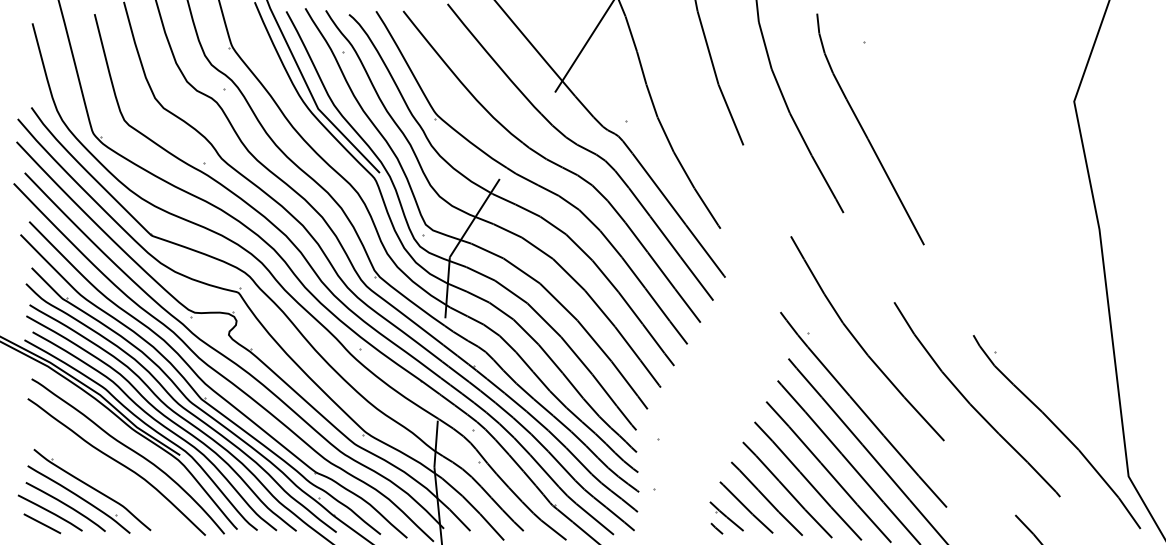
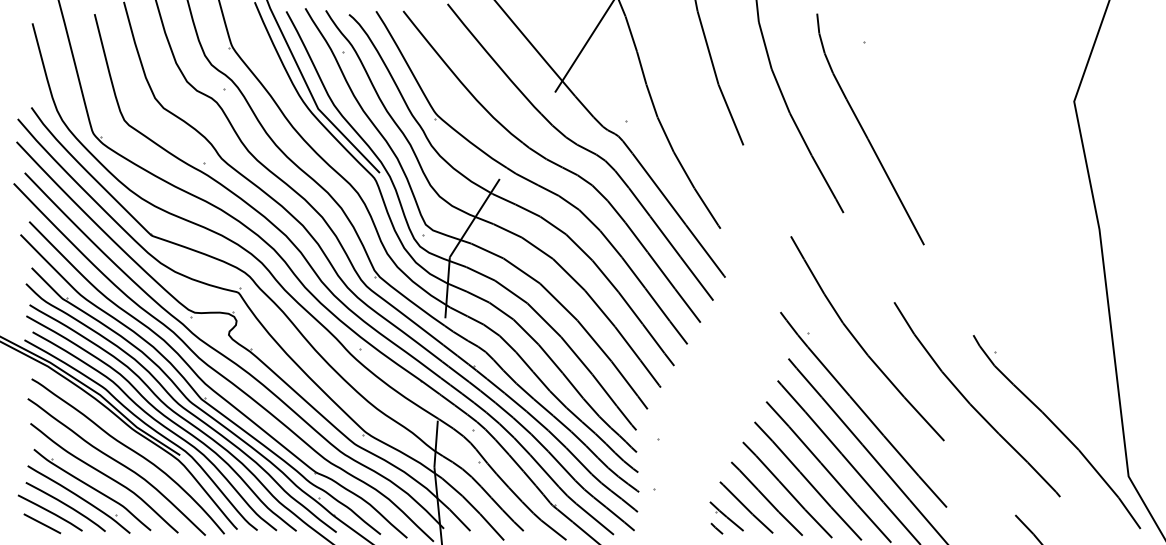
curve: none -> present (105, 476)
